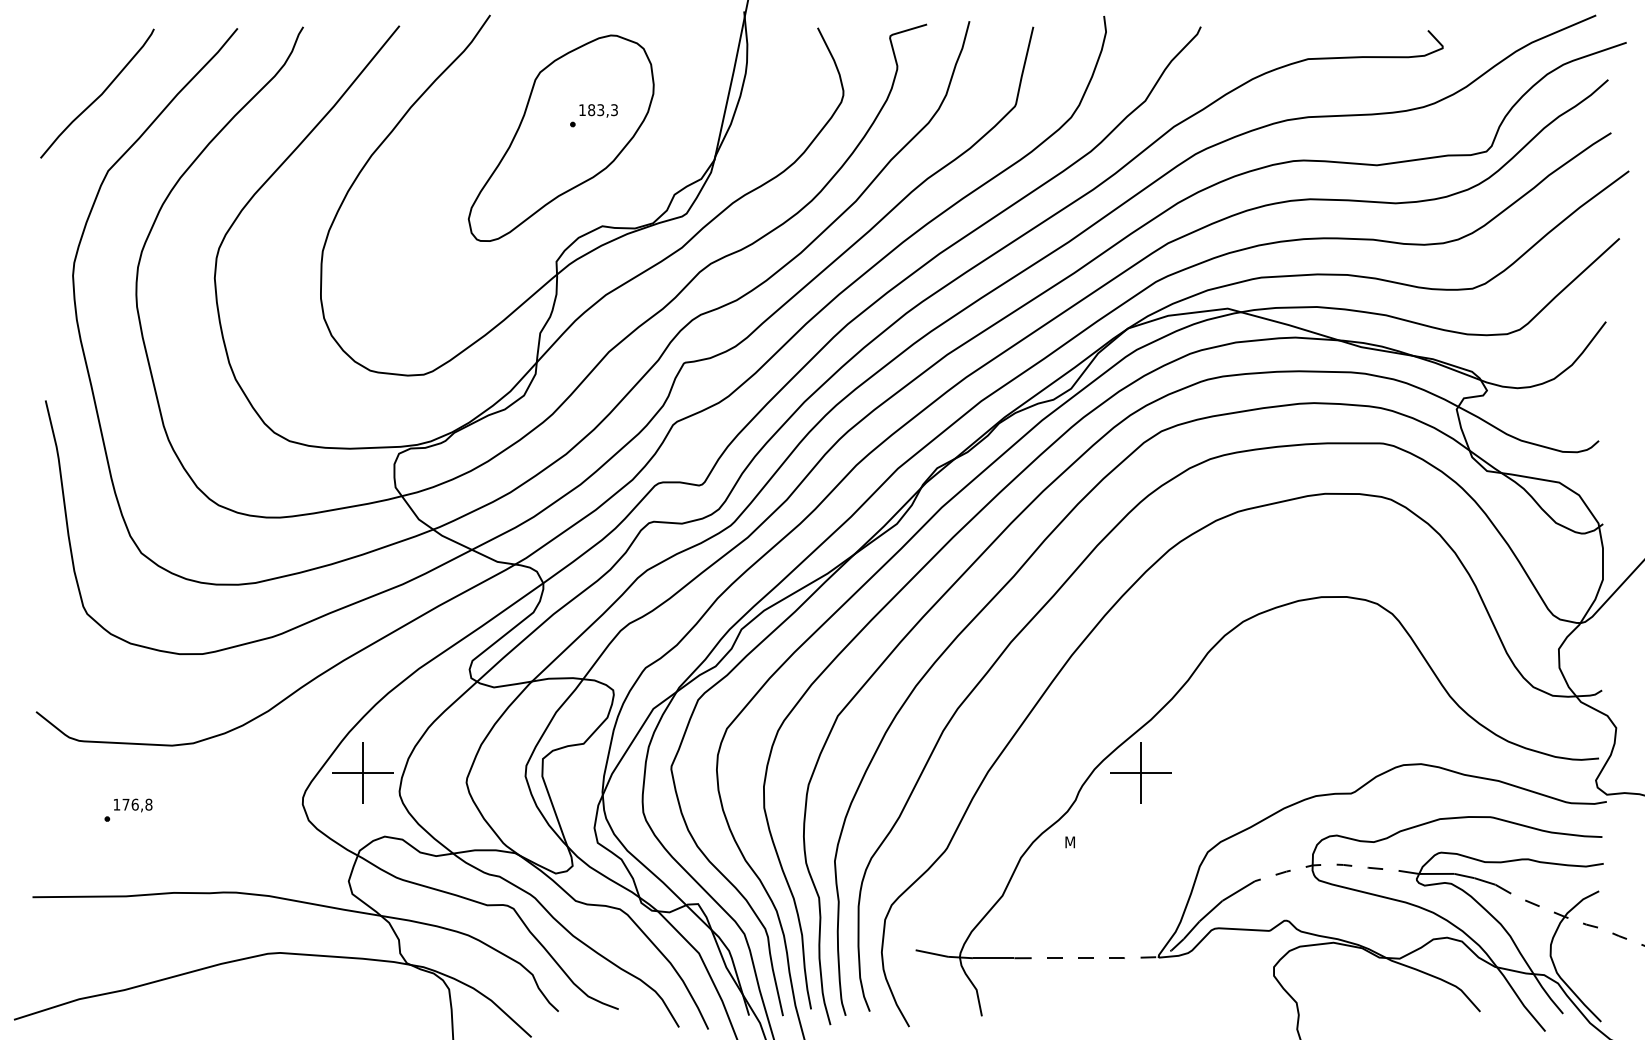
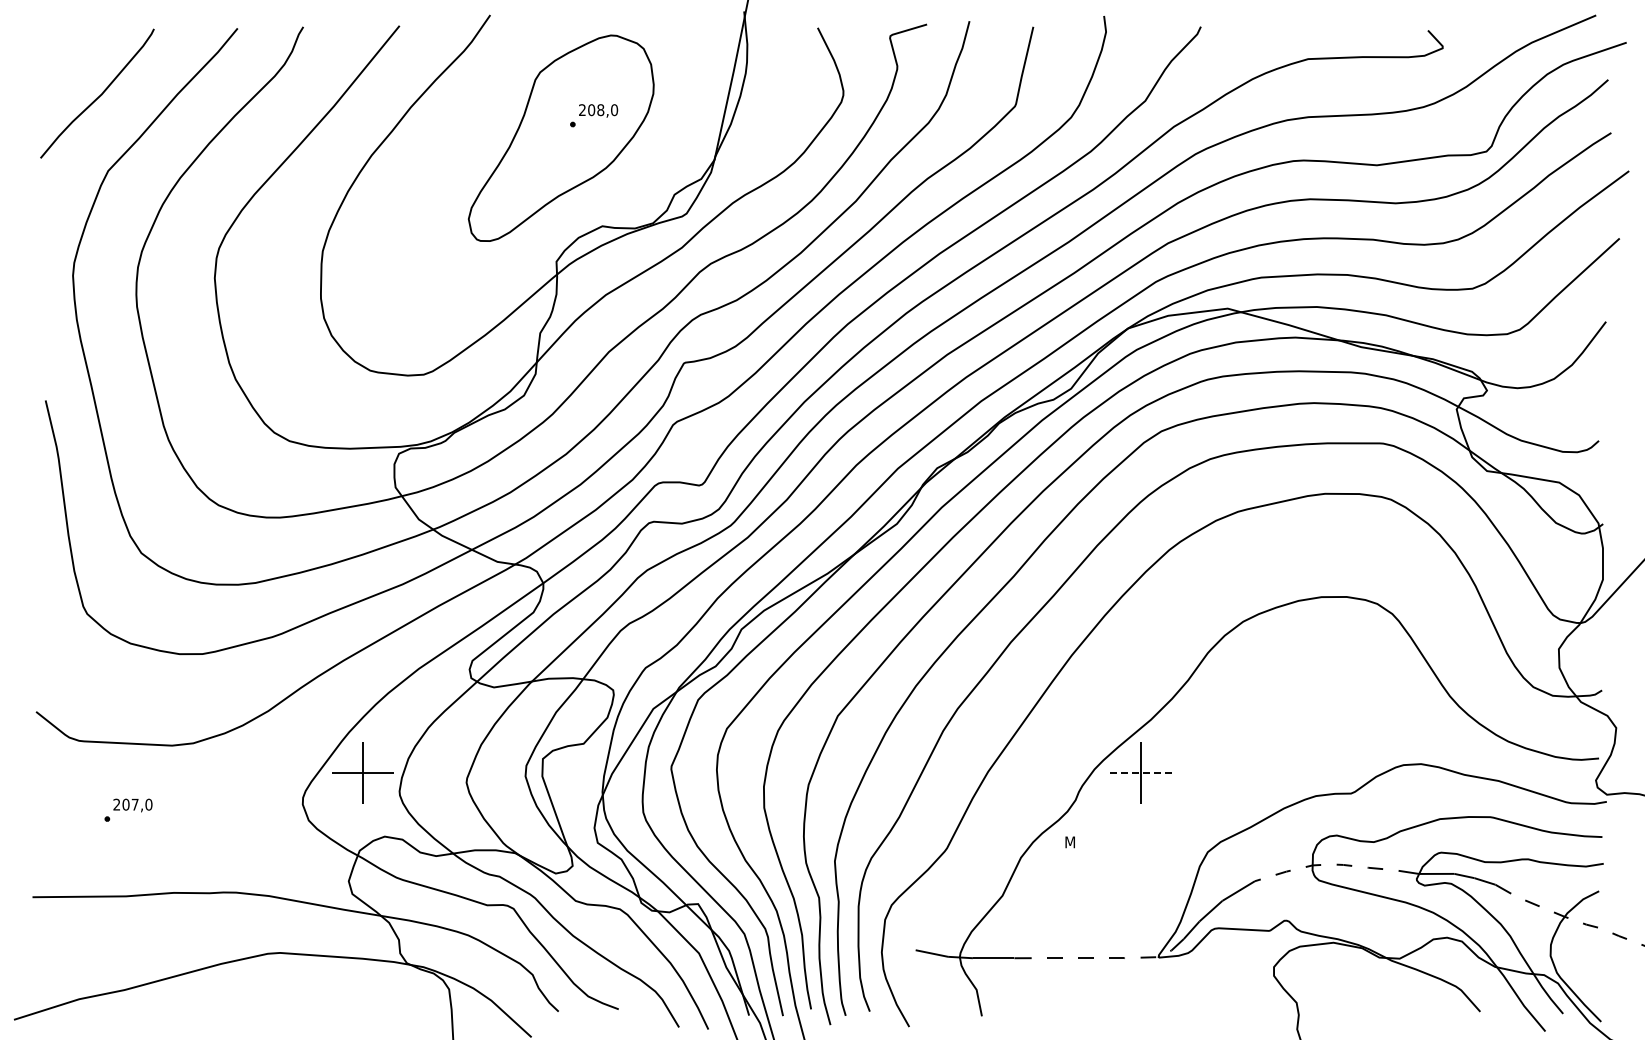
text: 183,3 -> 208,0 (598, 110)
line: solid -> dashed (1140, 773)
text: 176,8 -> 207,0 (132, 804)
